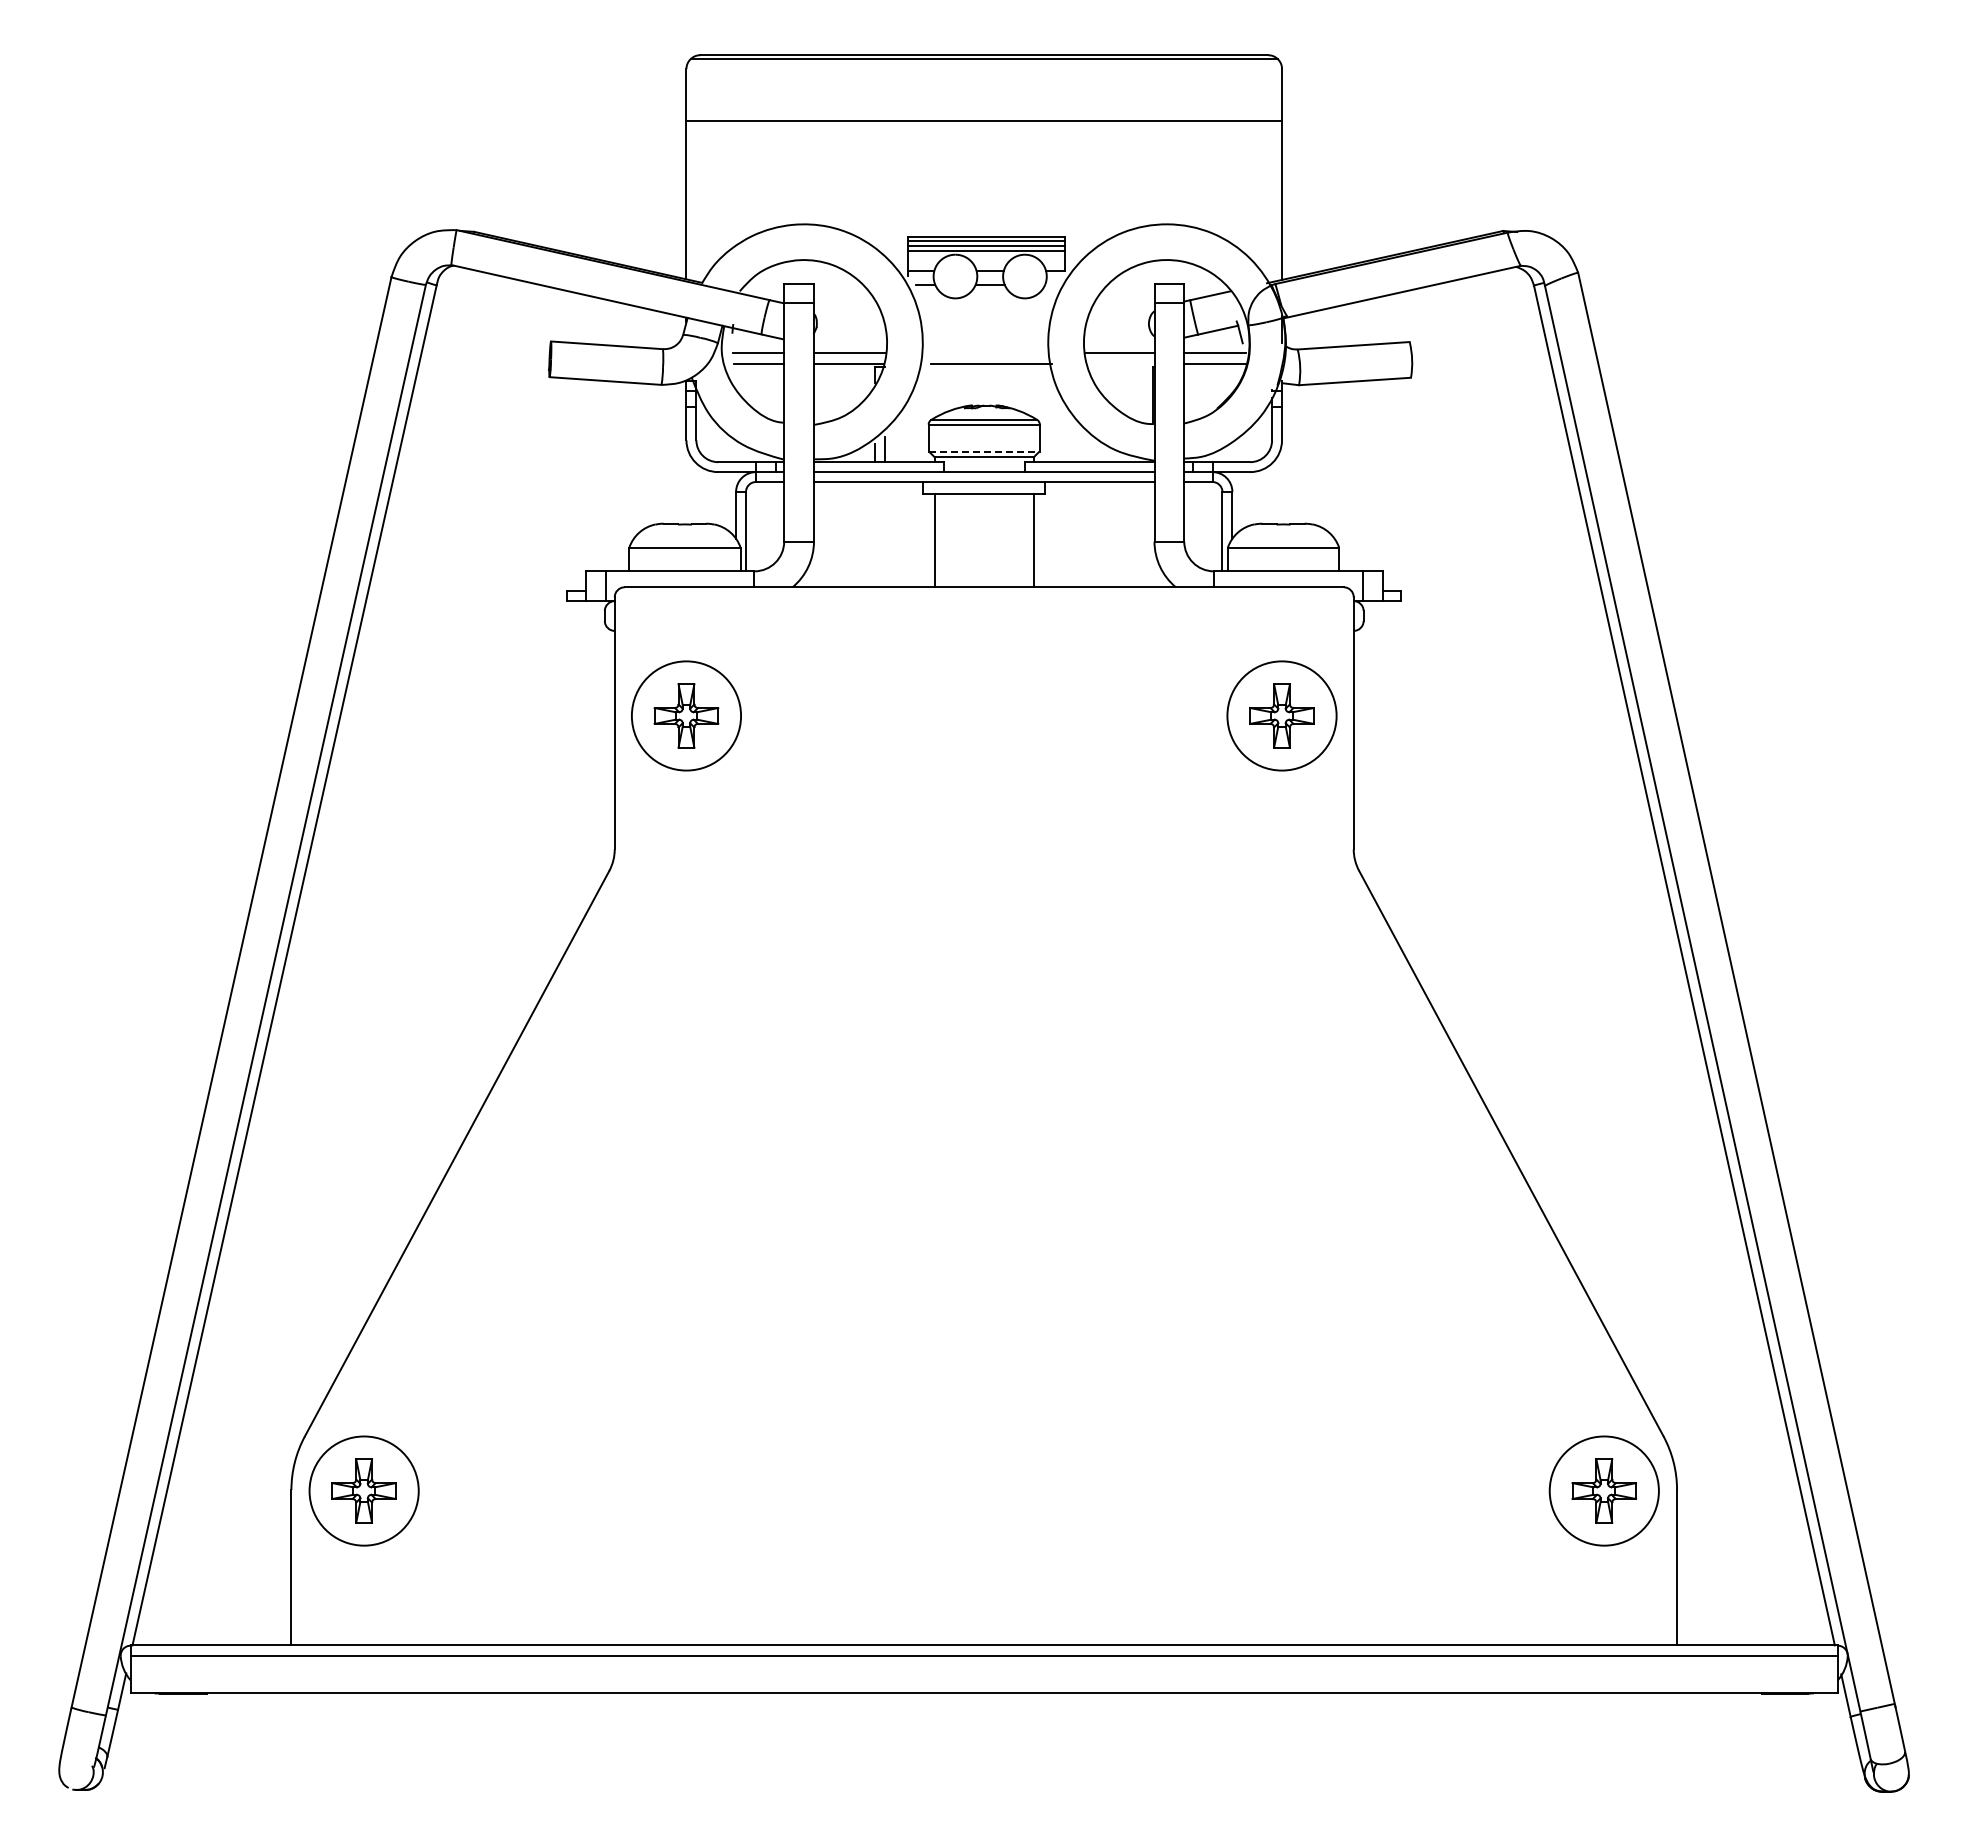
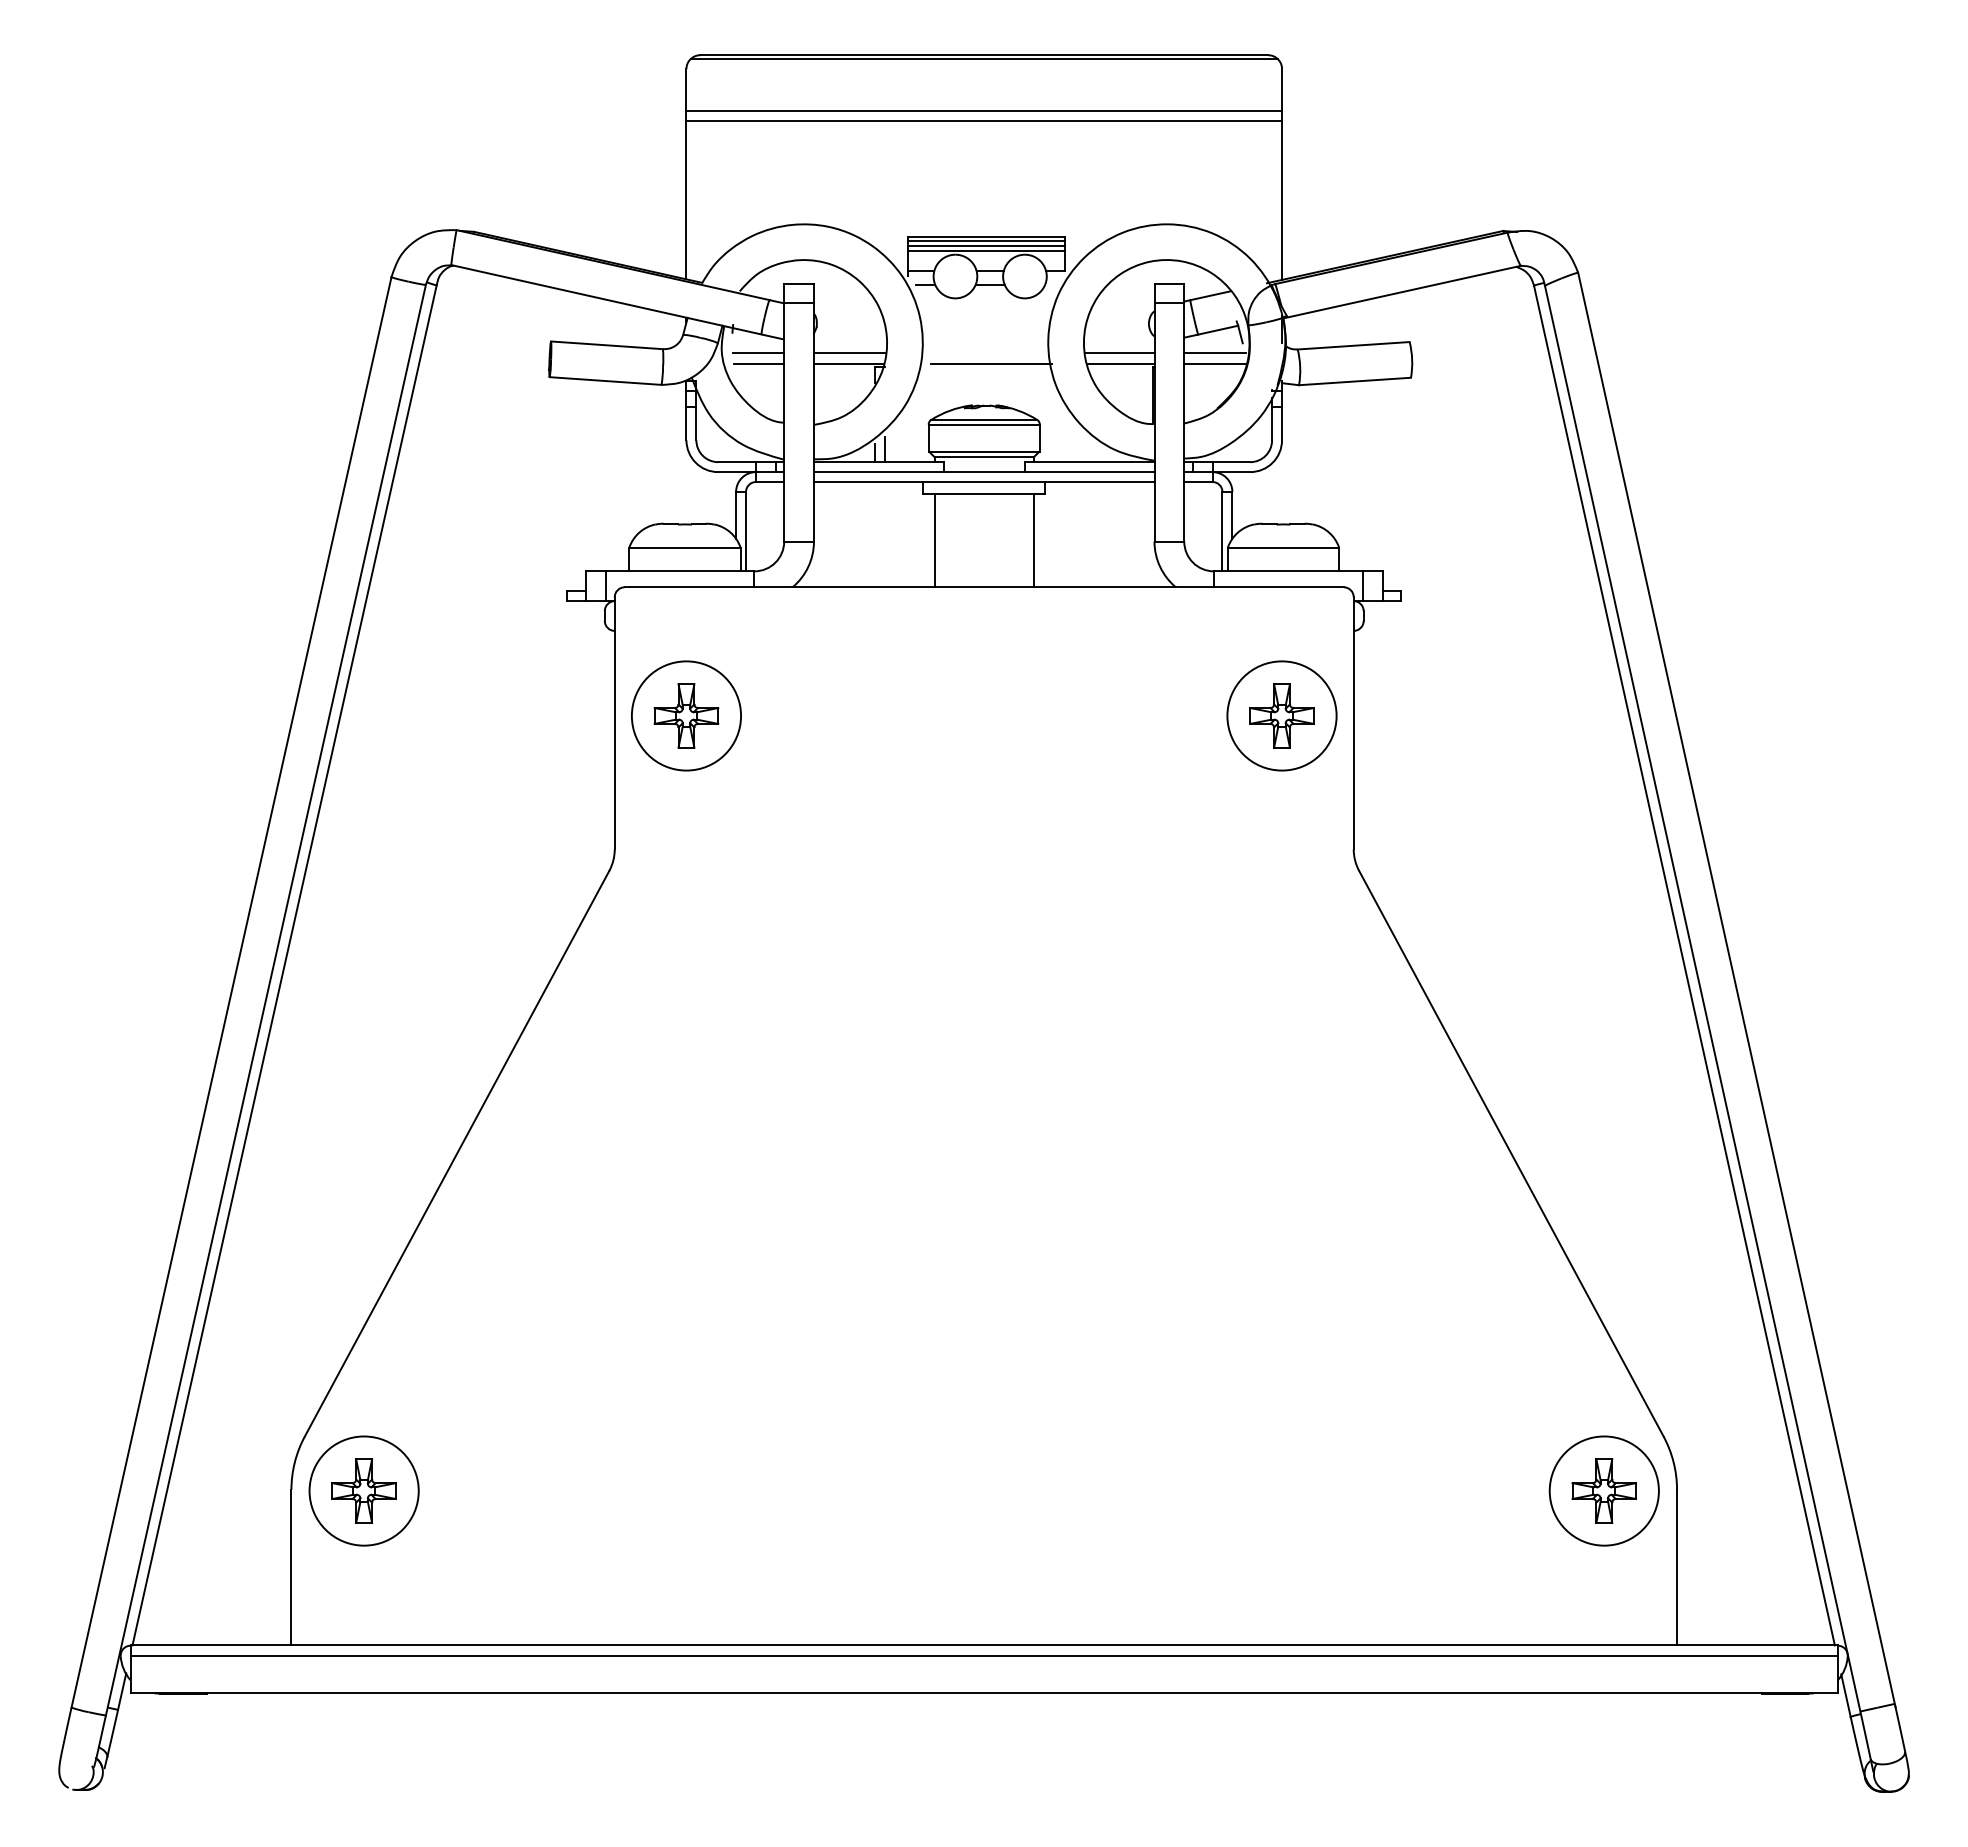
line: none -> present (984, 110)
line: none -> present (1120, 363)
line: dashed -> solid (984, 452)
